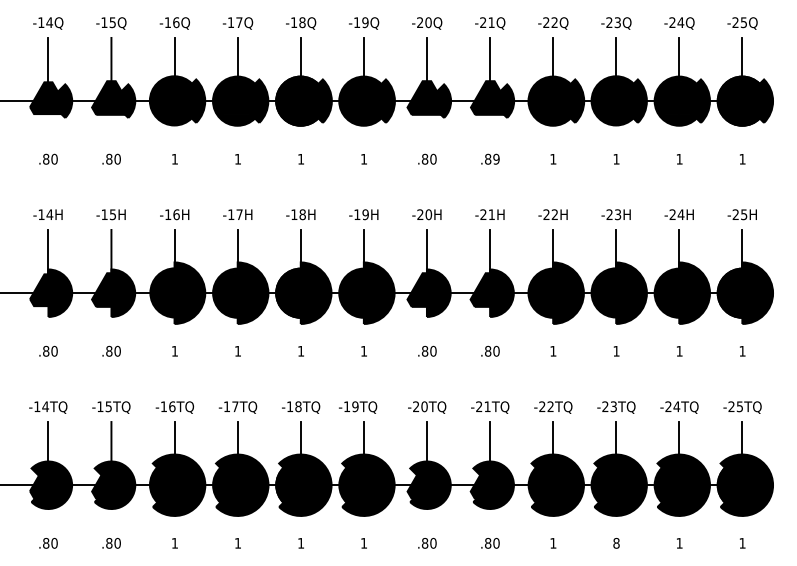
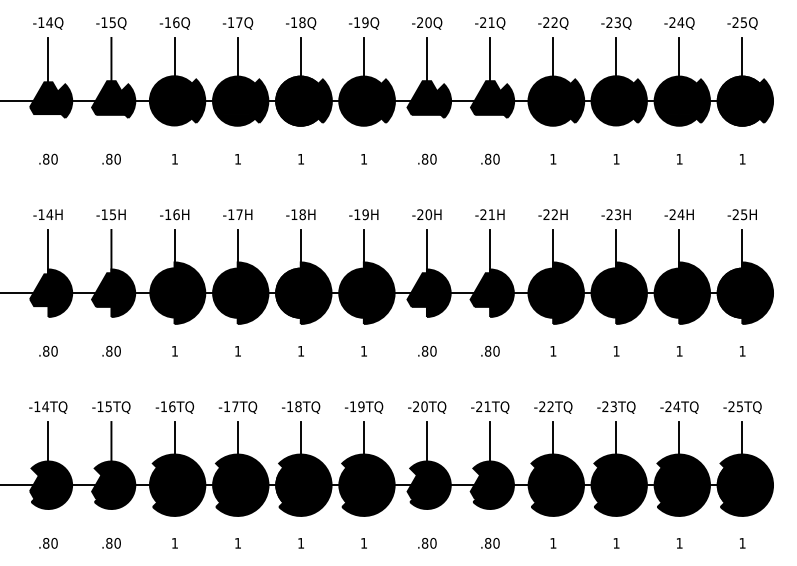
text: .89 -> .80 (496, 159)
text position: (358, 407) -> (364, 407) (364, 407)
text: 8 -> 1 (616, 542)
